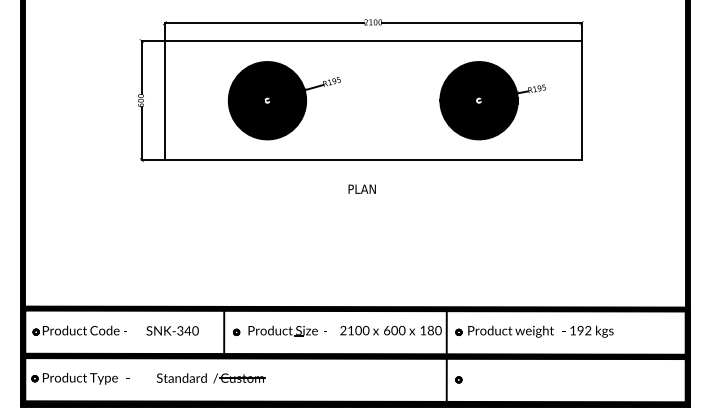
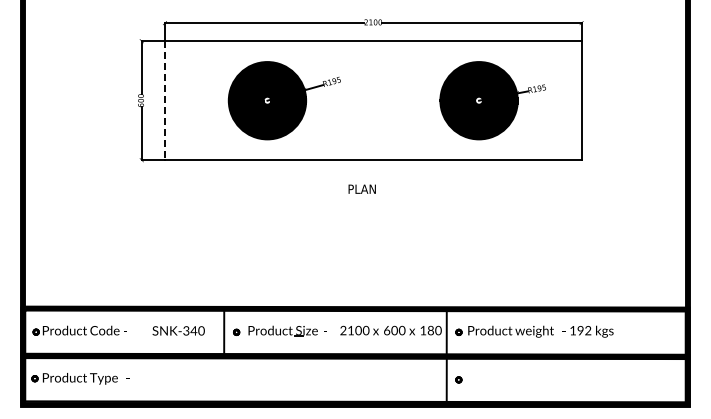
line: solid -> dashed (164, 100)
text position: (172, 330) -> (178, 330) (178, 330)
part: present -> none (211, 378)
